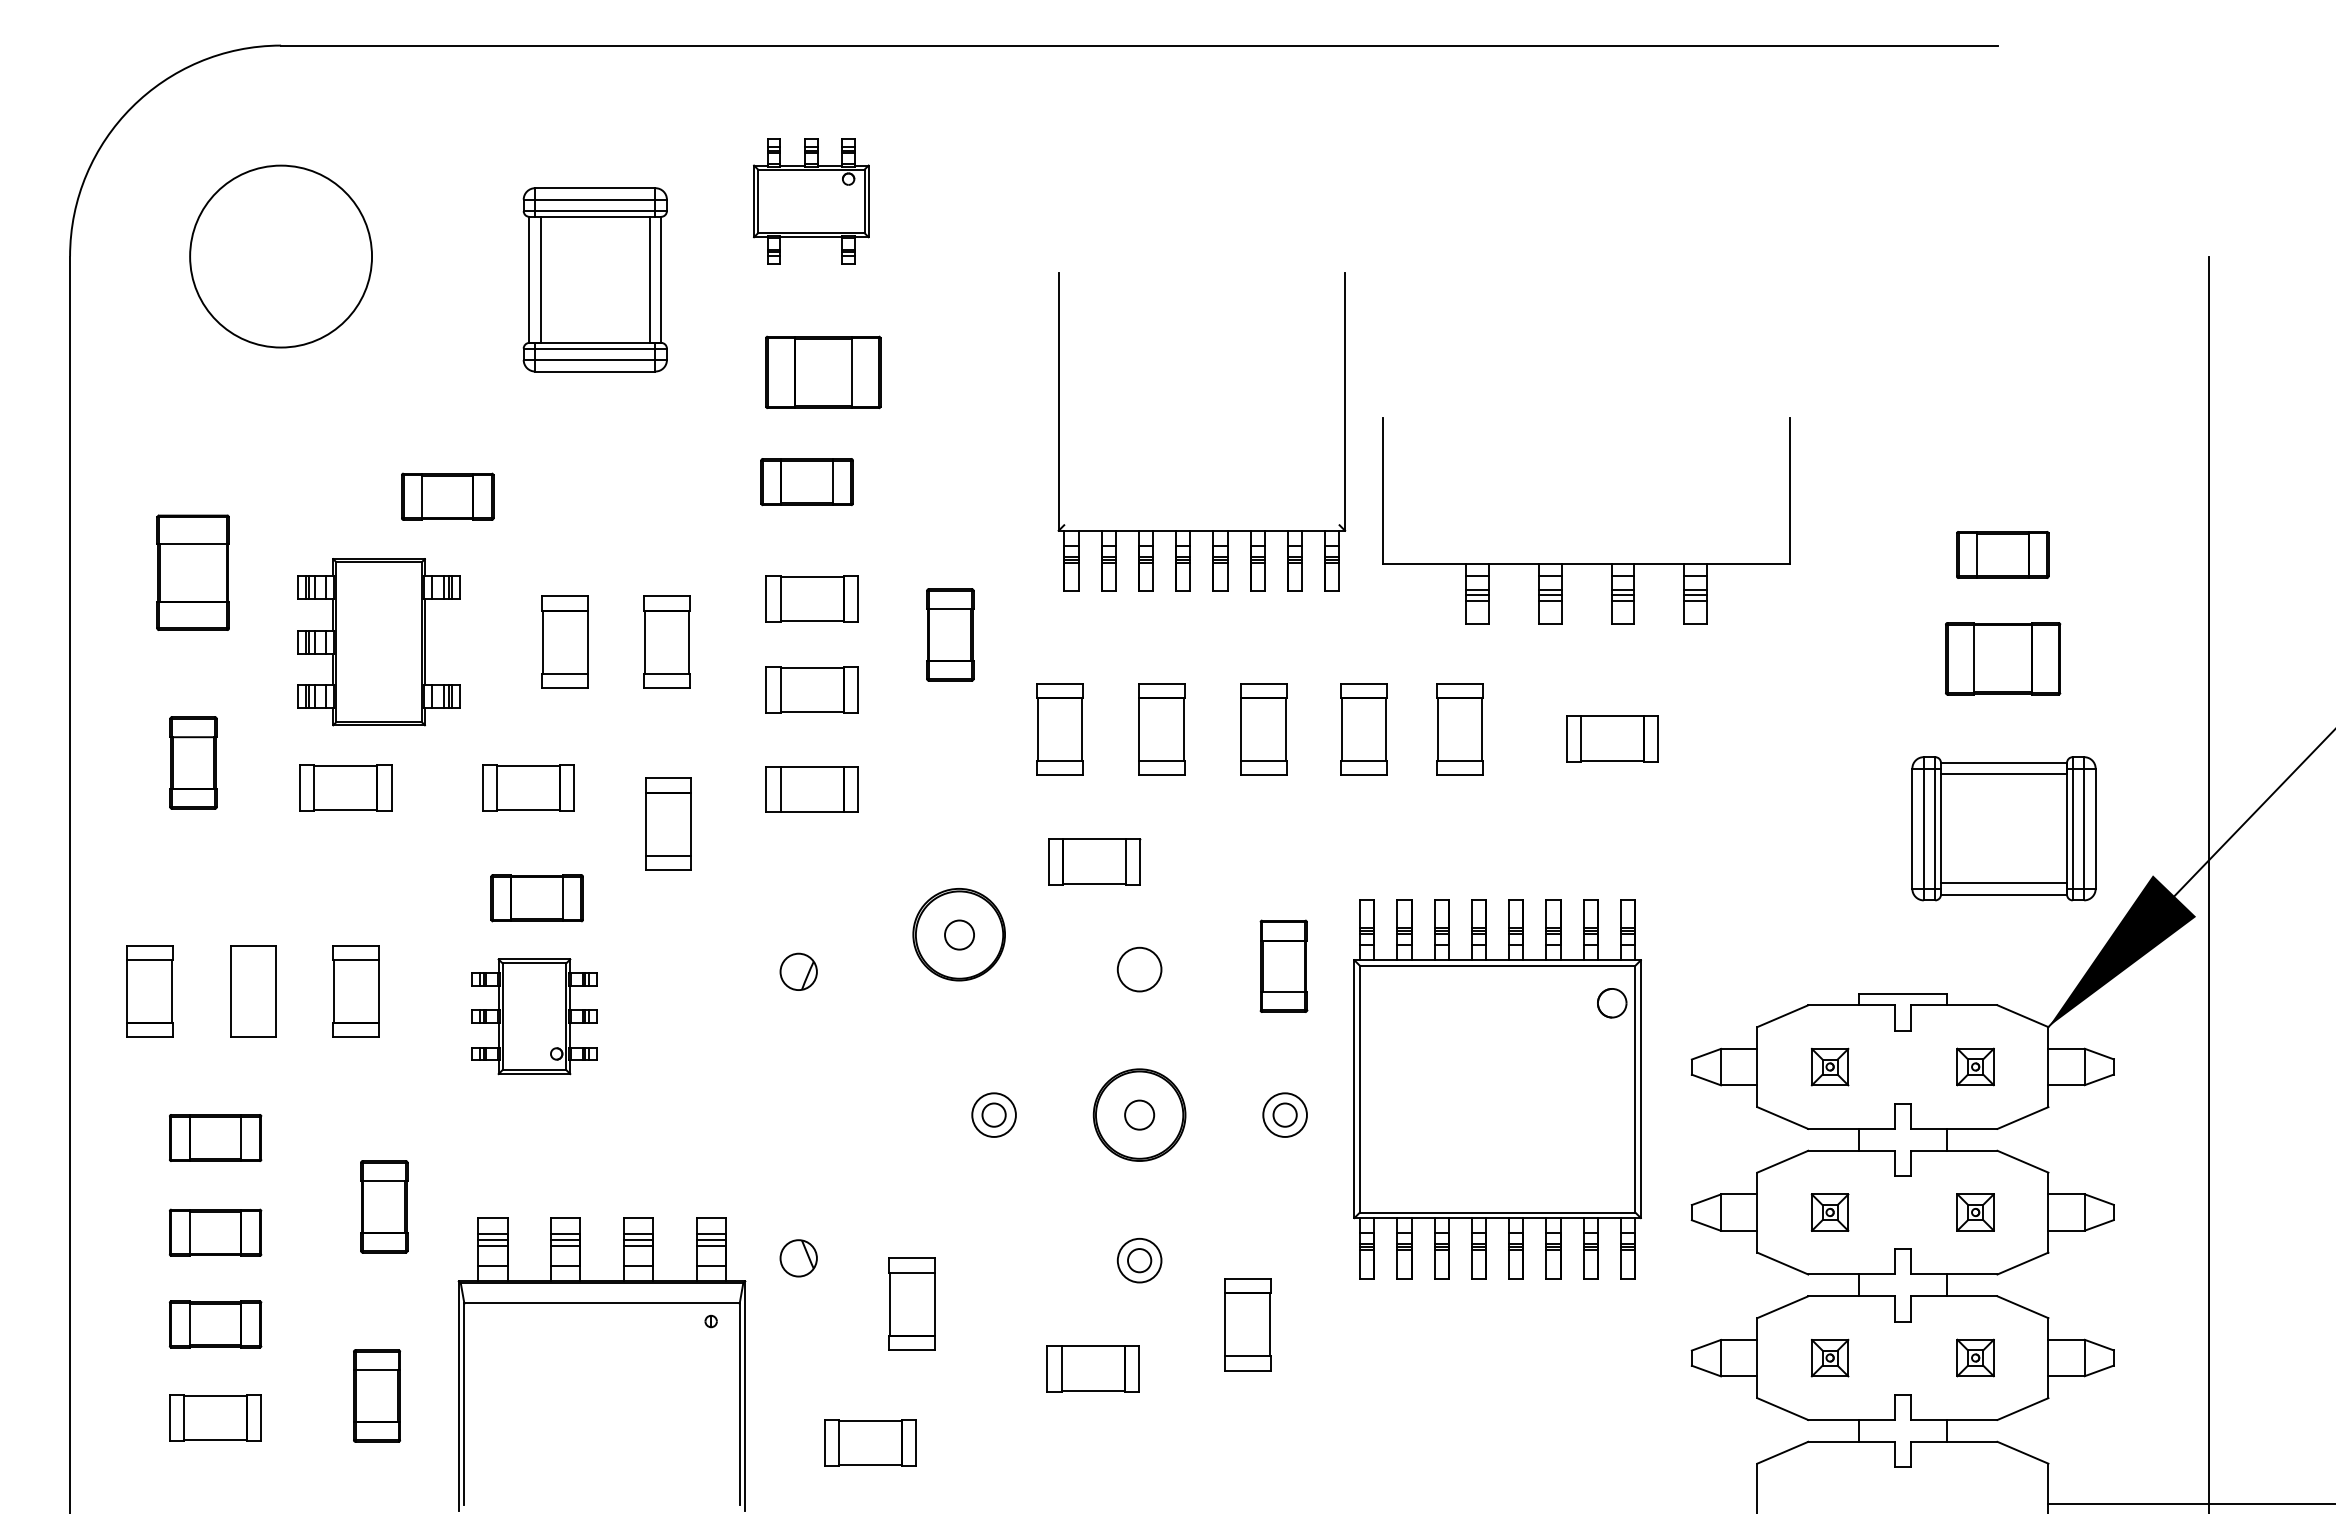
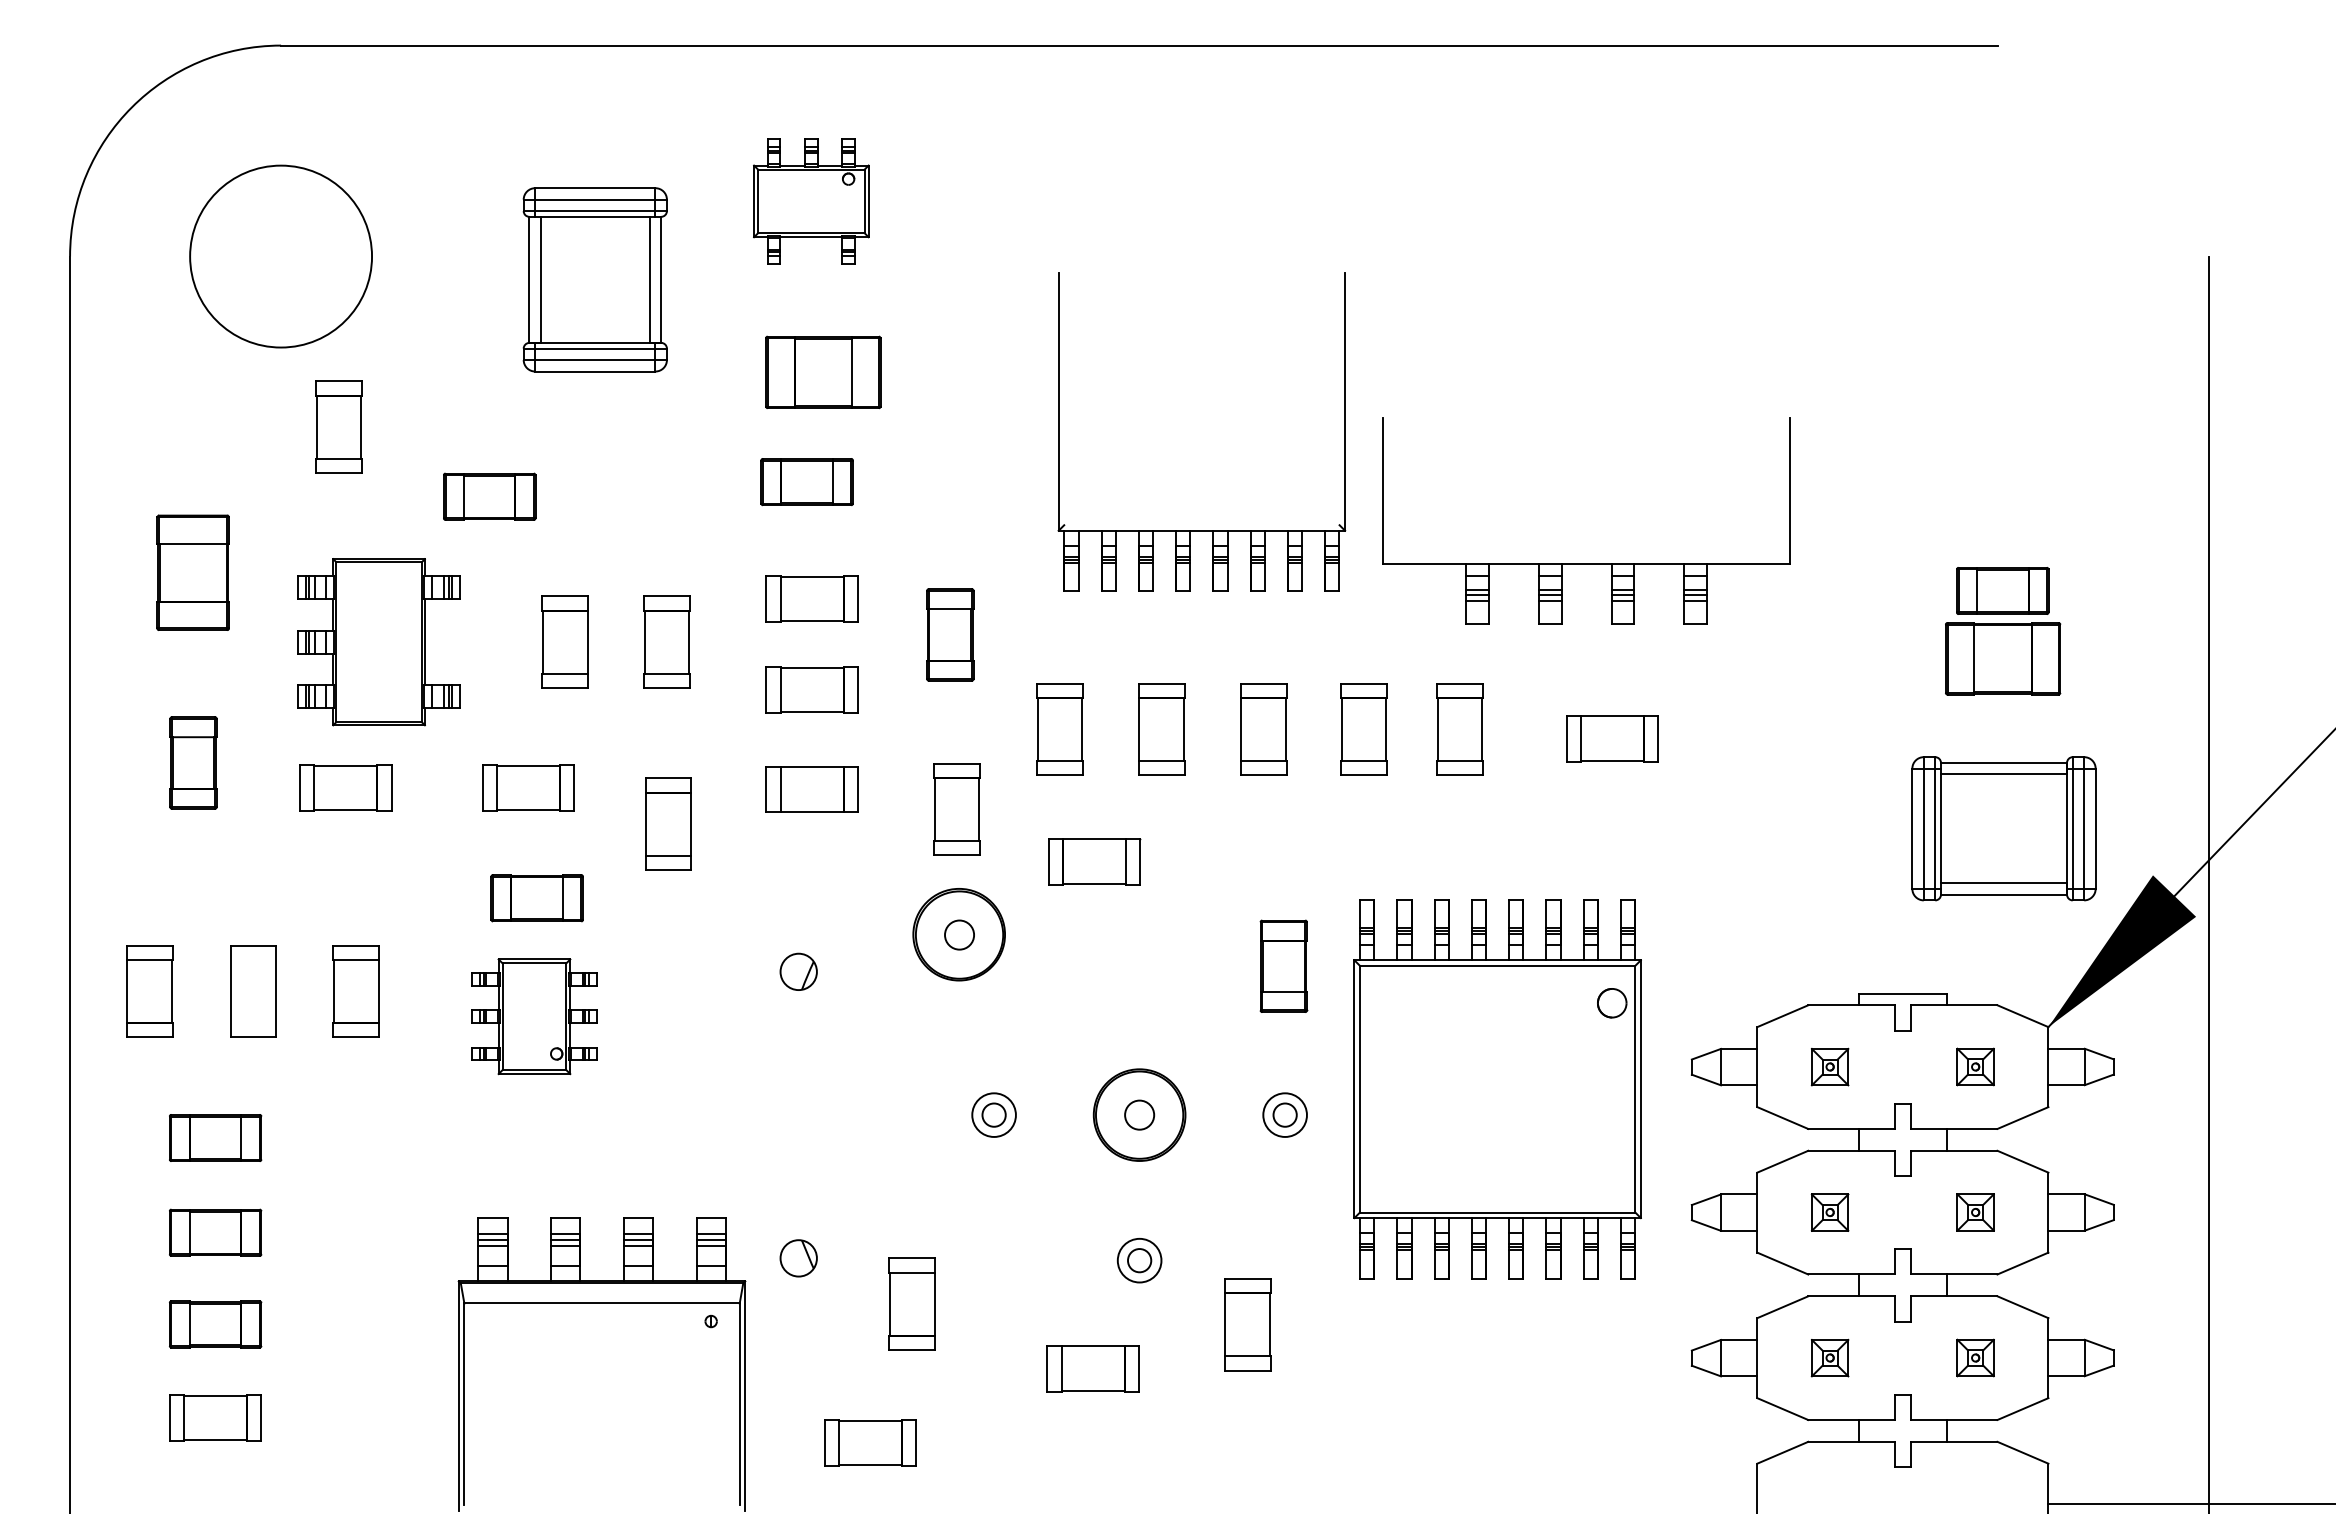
part: none -> present (338, 426)
part position: (447, 496) -> (489, 496) (489, 496)
part position: (2002, 554) -> (2002, 590) (2002, 590)
part: none -> present (956, 809)
circle: present -> none (1139, 969)
part: present -> none (384, 1206)
part: present -> none (376, 1395)
